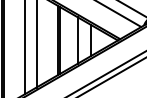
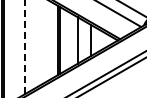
line: present -> none (36, 44)
line: solid -> dashed (25, 47)
